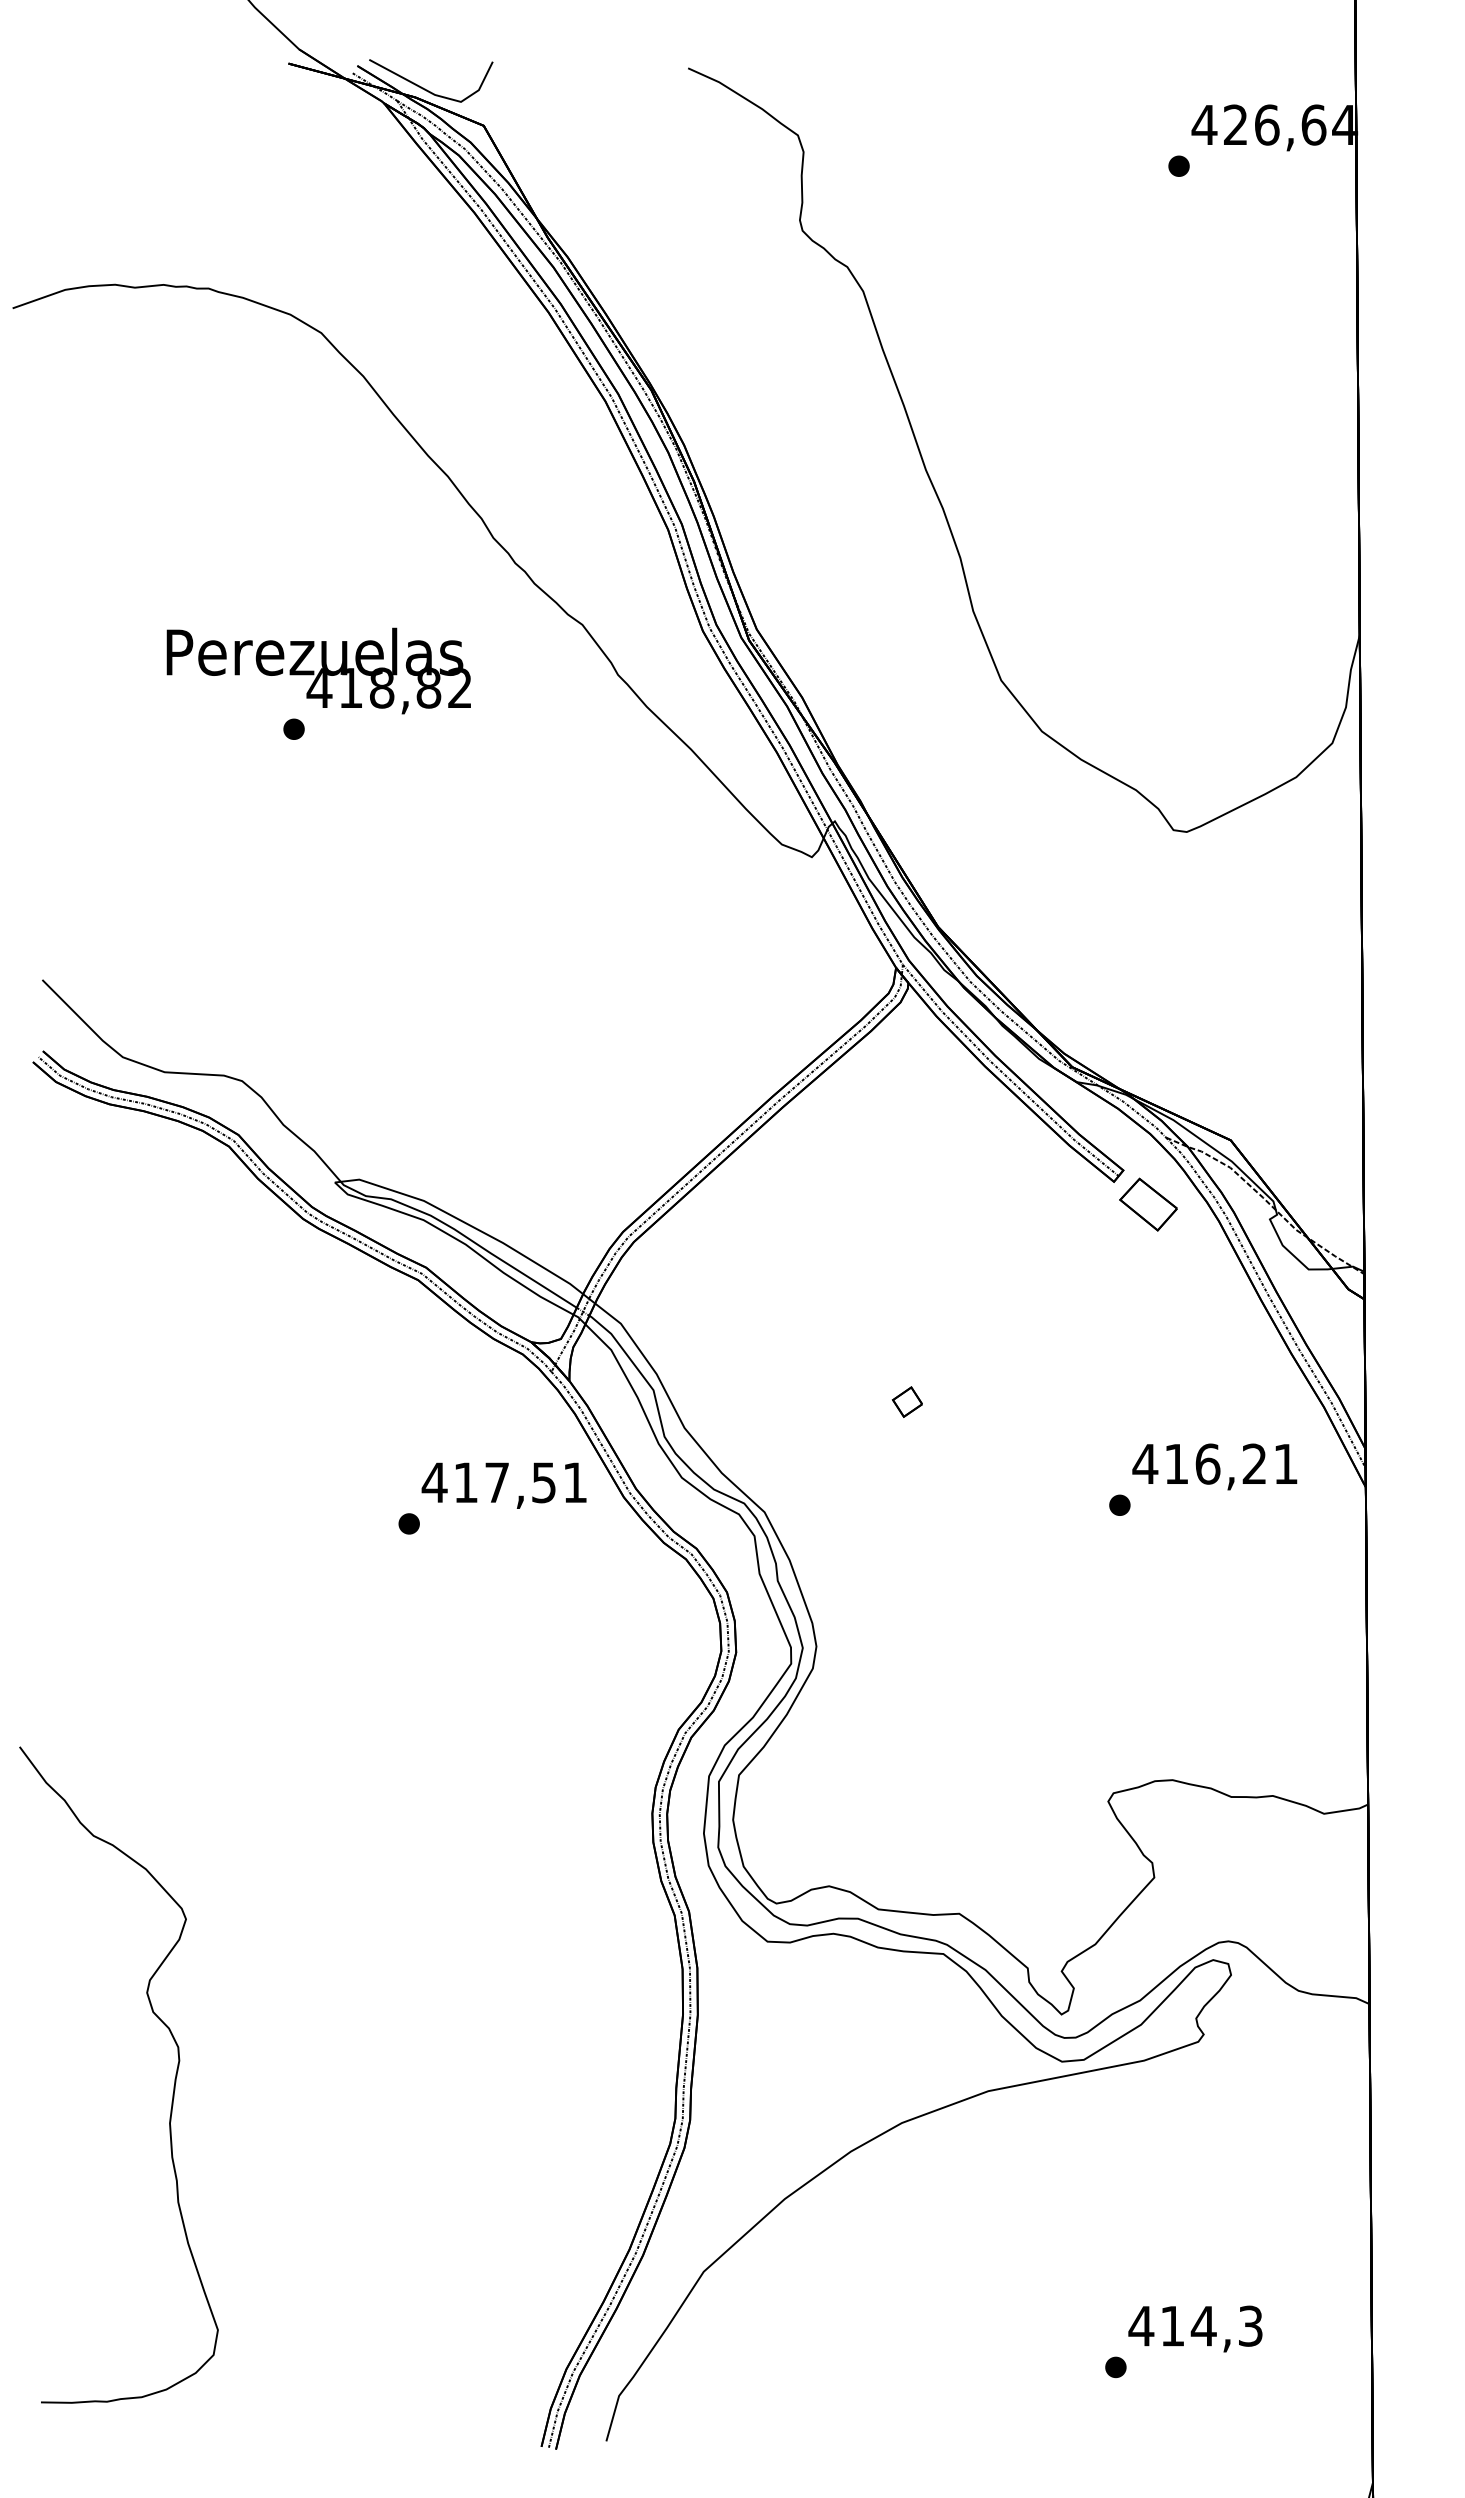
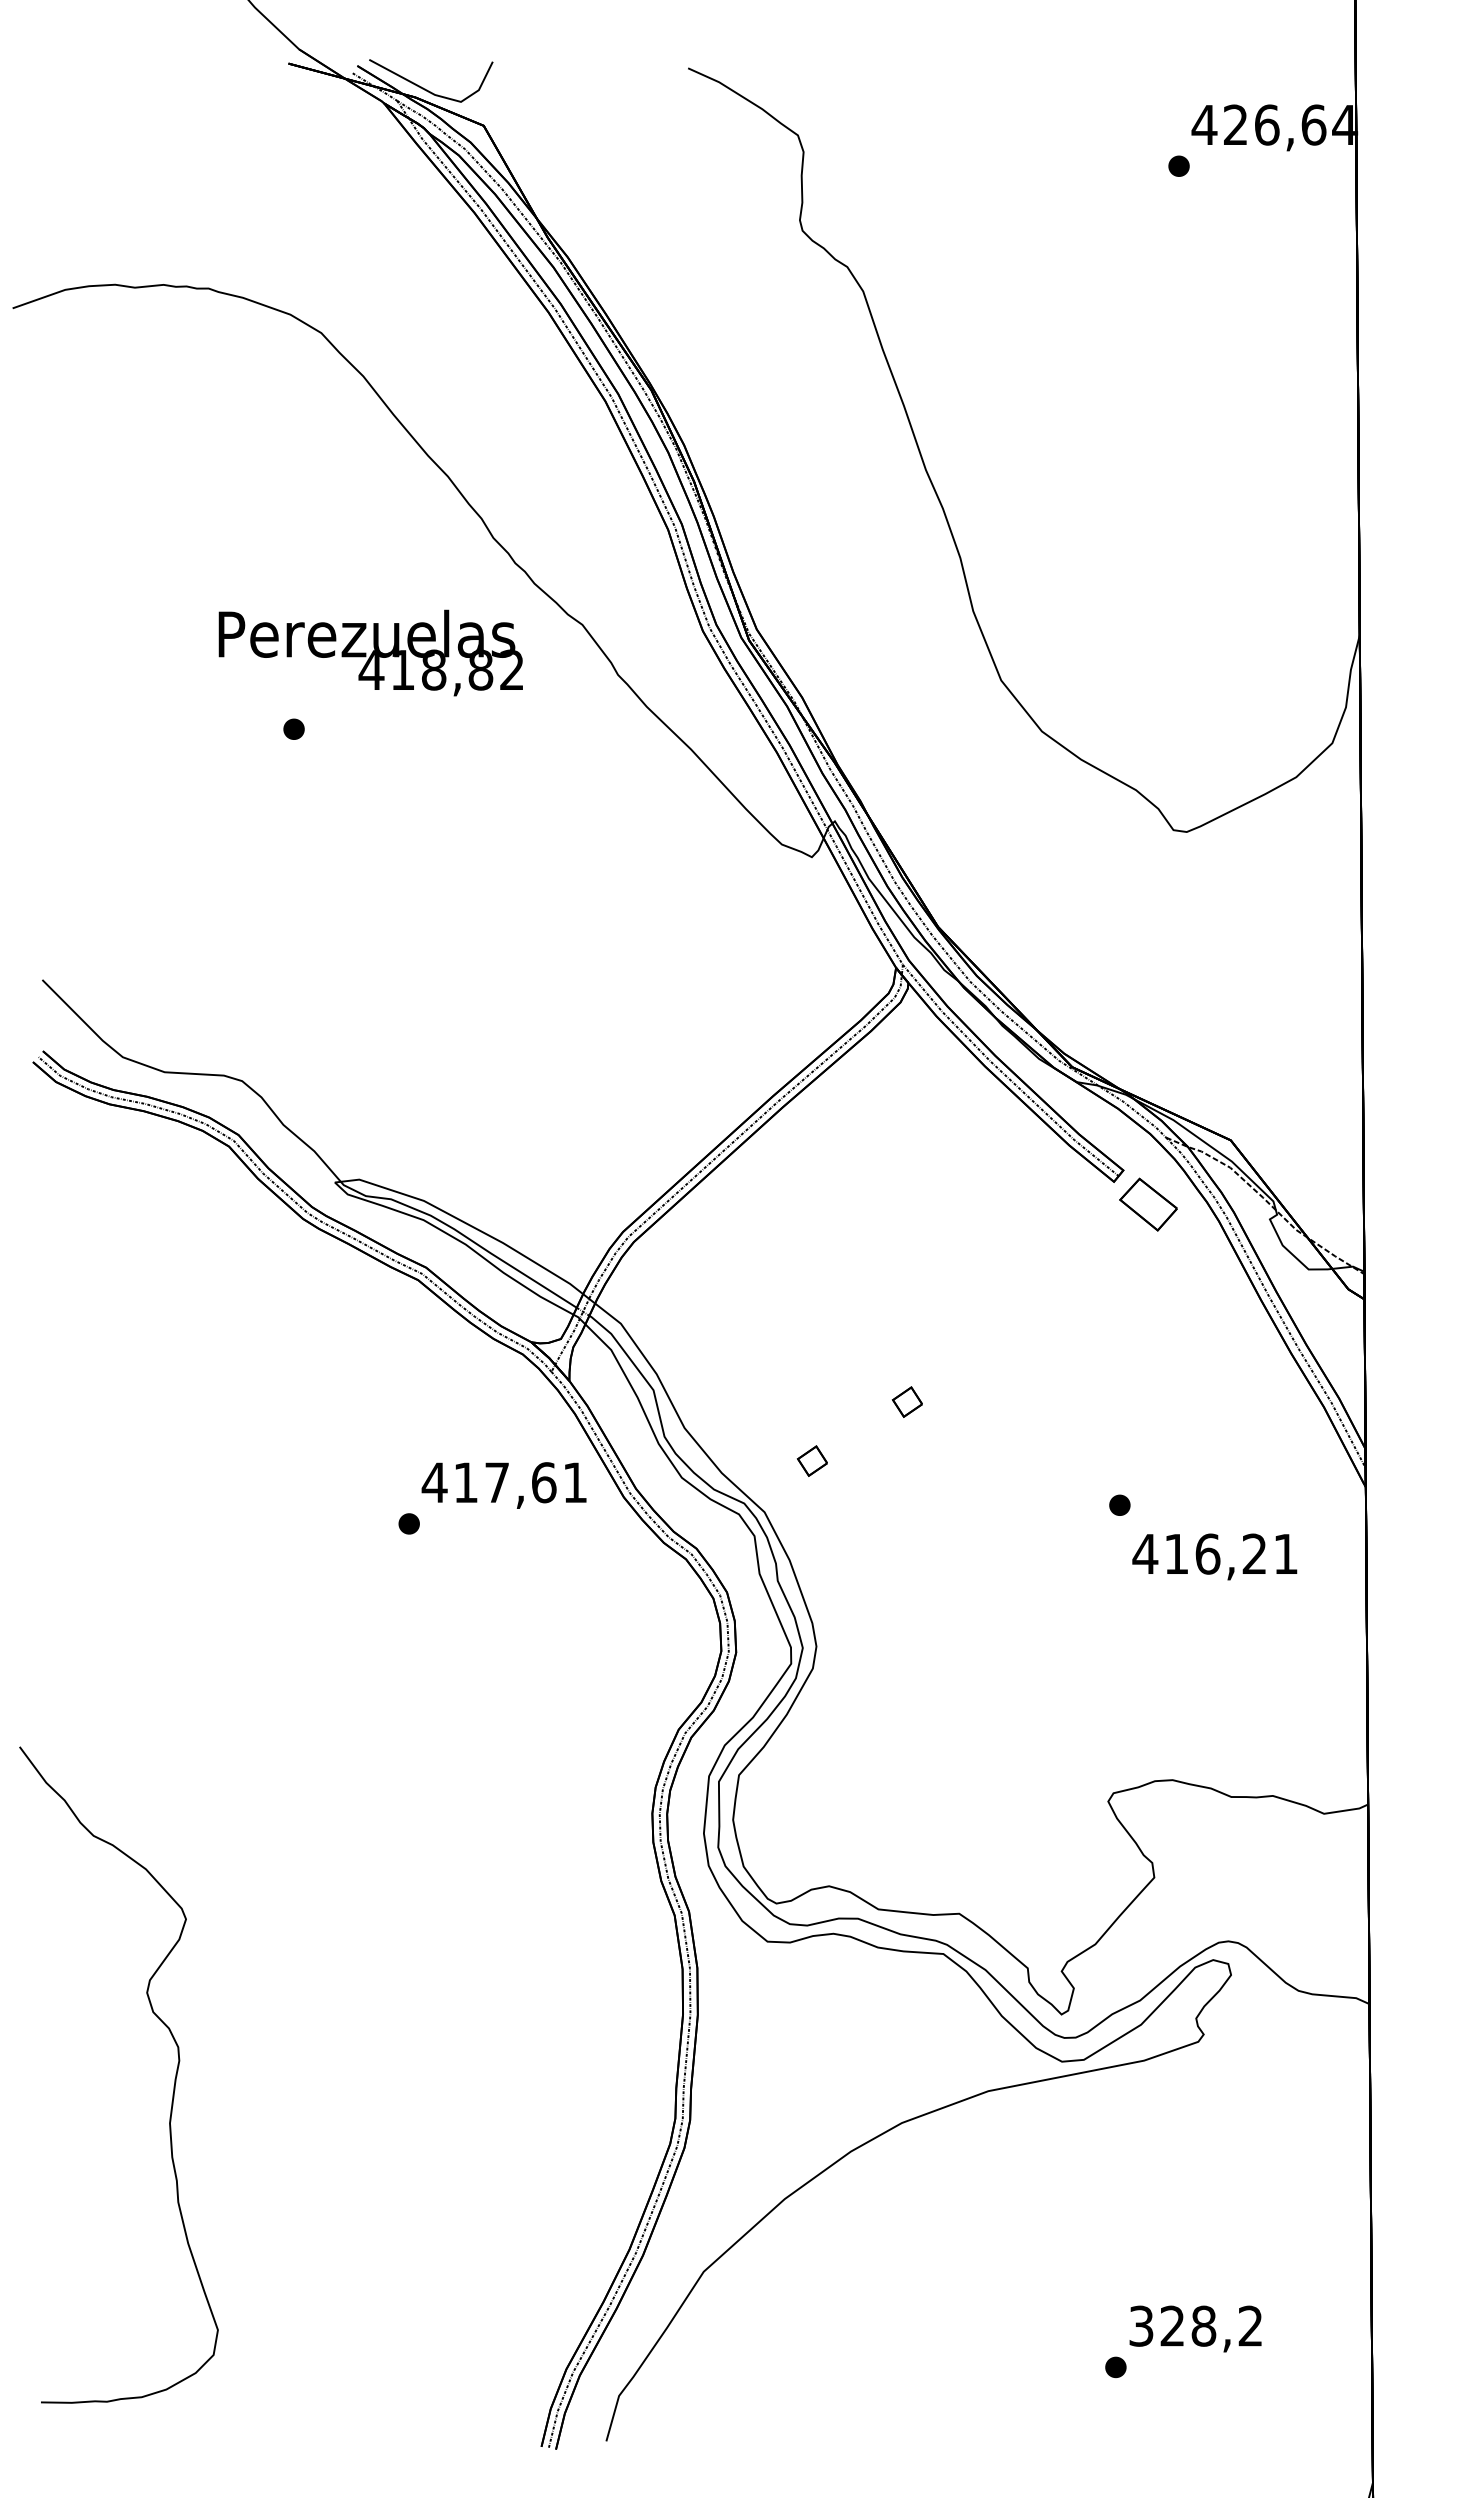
text position: (318, 670) -> (370, 652) (370, 652)
part: none -> present (811, 1460)
text position: (1214, 1466) -> (1214, 1556) (1214, 1556)
text: 417,51 -> 417,61 (544, 1482)
text: 414,3 -> 328,2 (1195, 2325)
